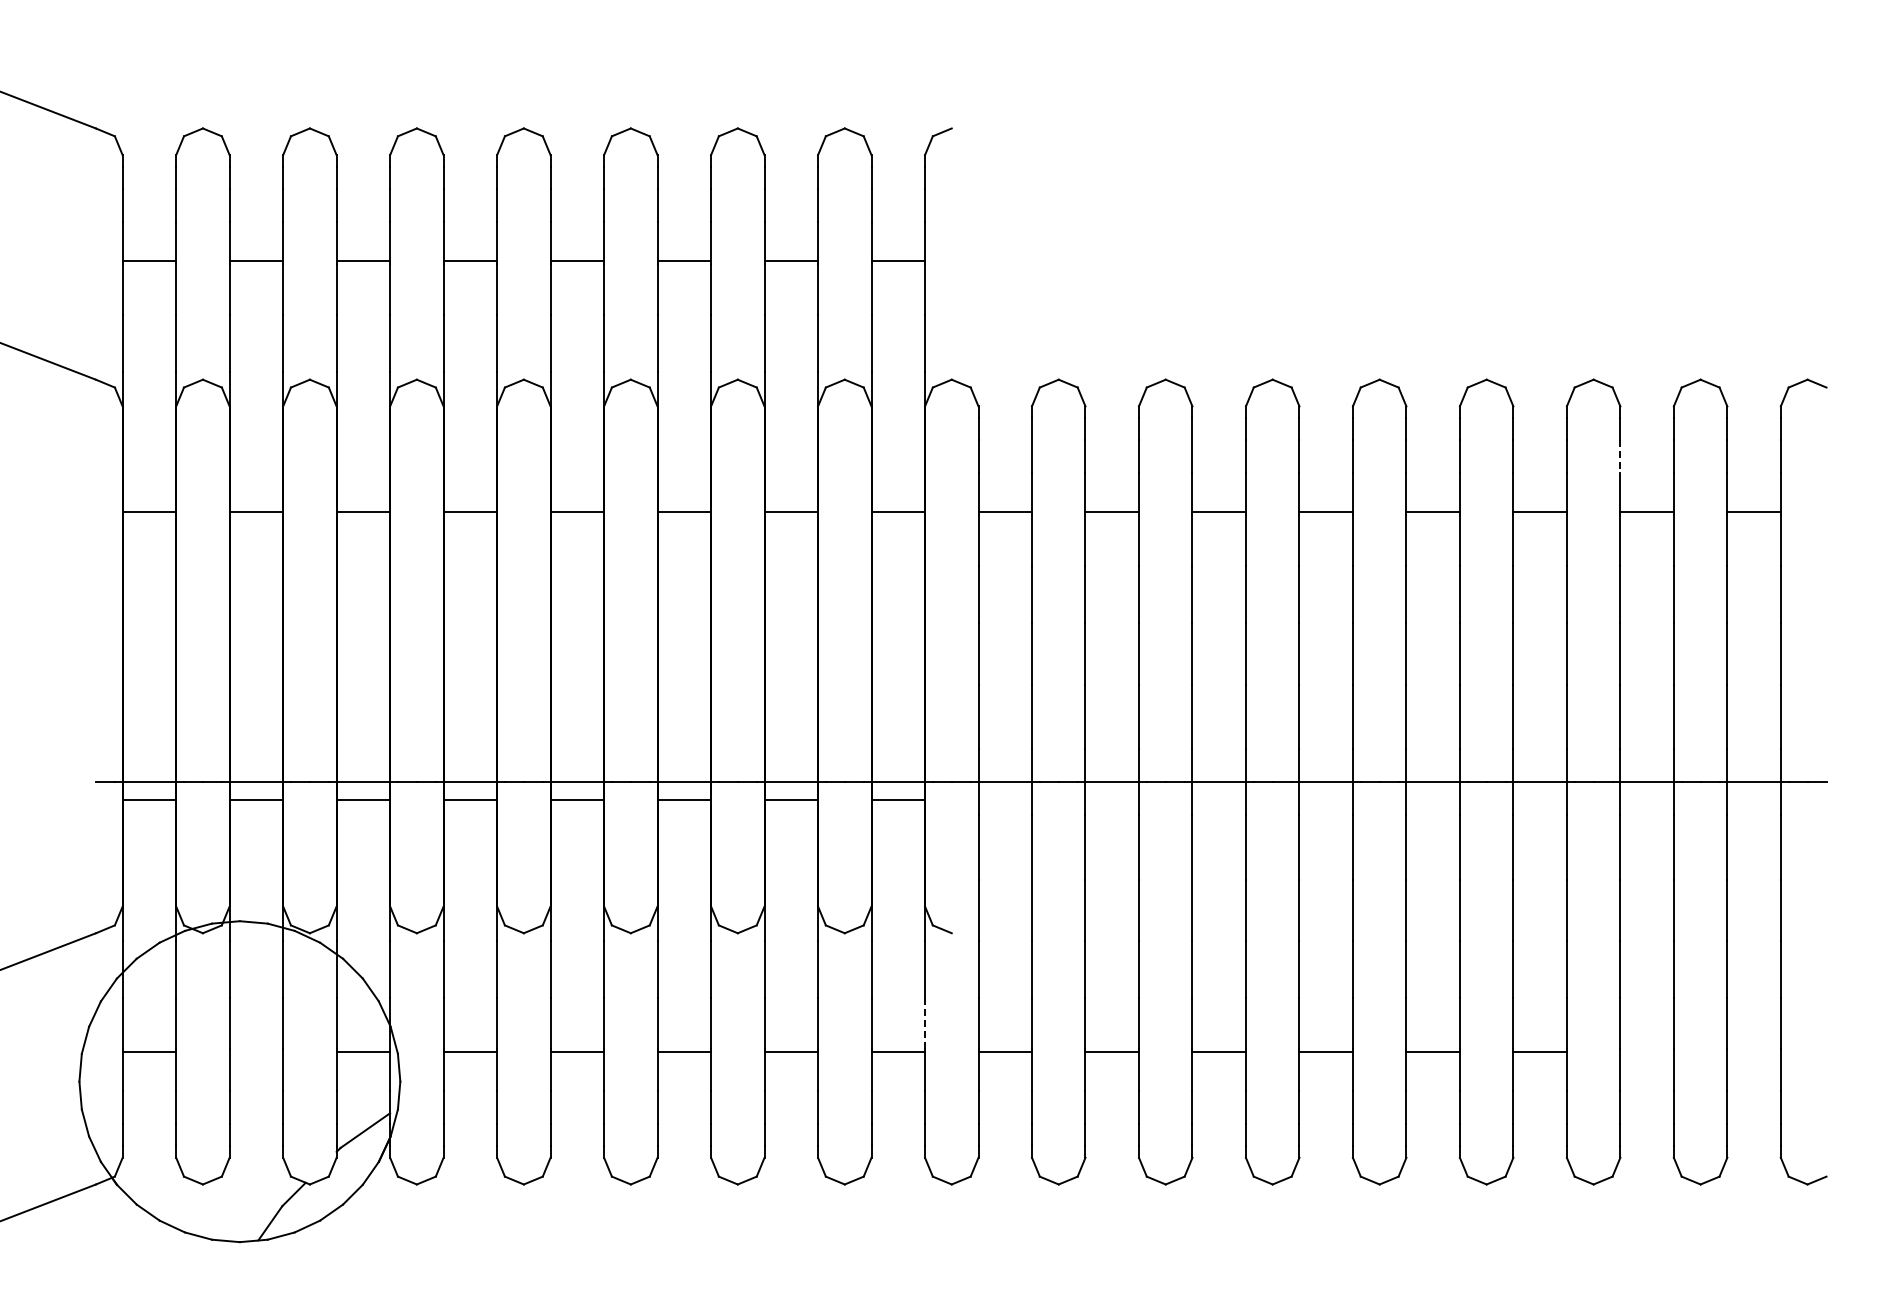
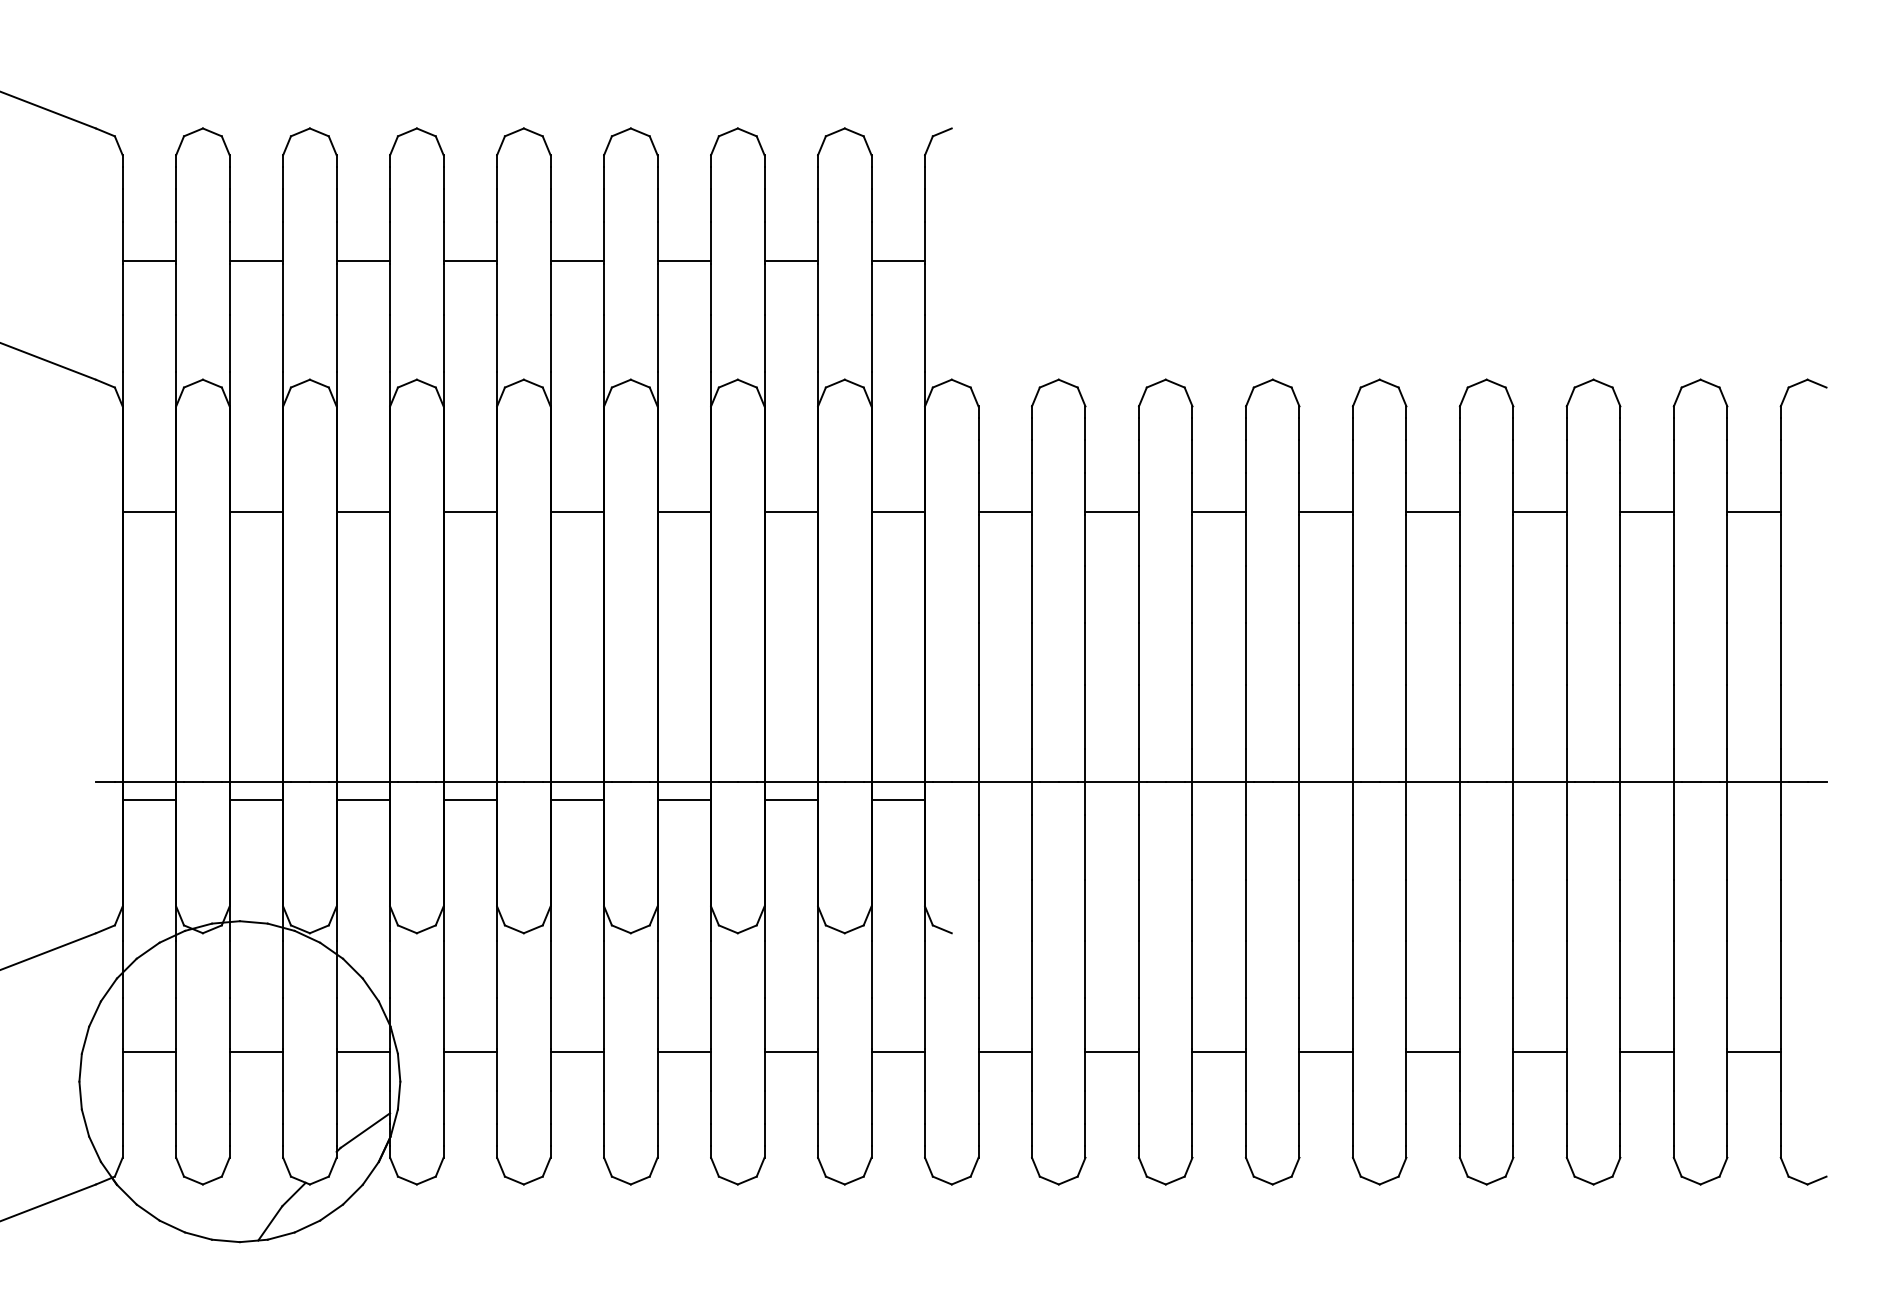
line: dashed -> solid (1620, 457)
line: dashed -> solid (925, 1024)
line: none -> present (256, 1051)
line: none -> present (1646, 1051)
line: none -> present (1753, 1051)
